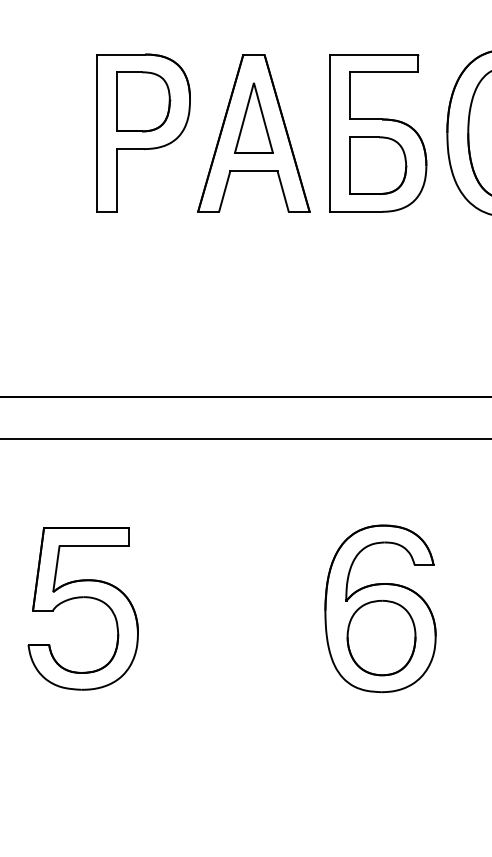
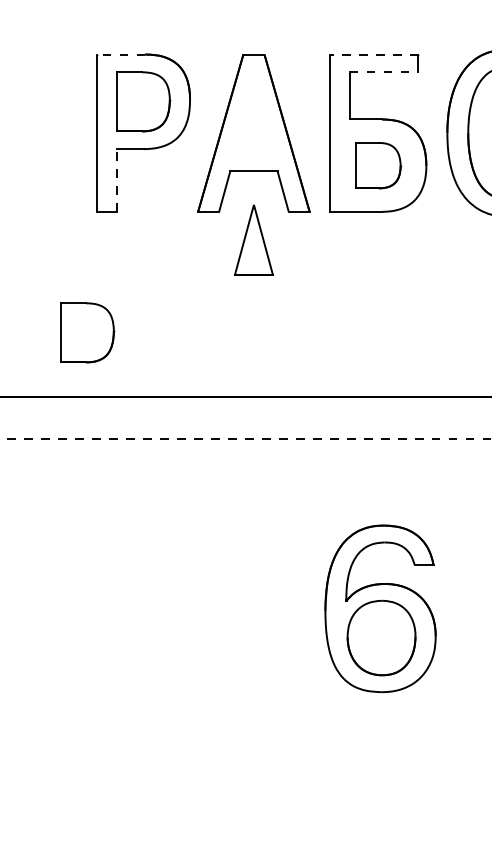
line: solid -> dashed (120, 54)
line: solid -> dashed (373, 54)
line: solid -> dashed (384, 72)
part position: (253, 117) -> (253, 239) (253, 239)
part size: 59x59 px -> 48x48 px (378, 165)
line: solid -> dashed (117, 180)
part: none -> present (87, 332)
line: solid -> dashed (246, 439)
part: present -> none (82, 598)
